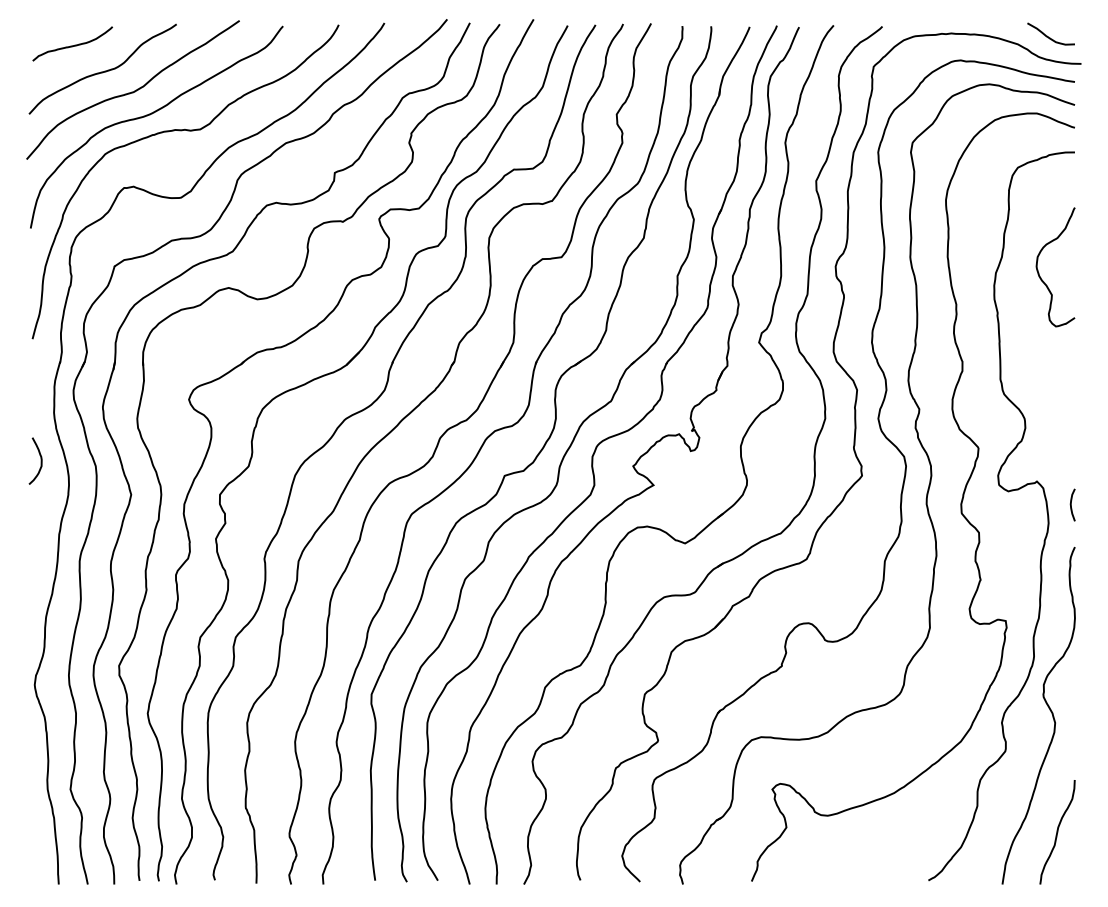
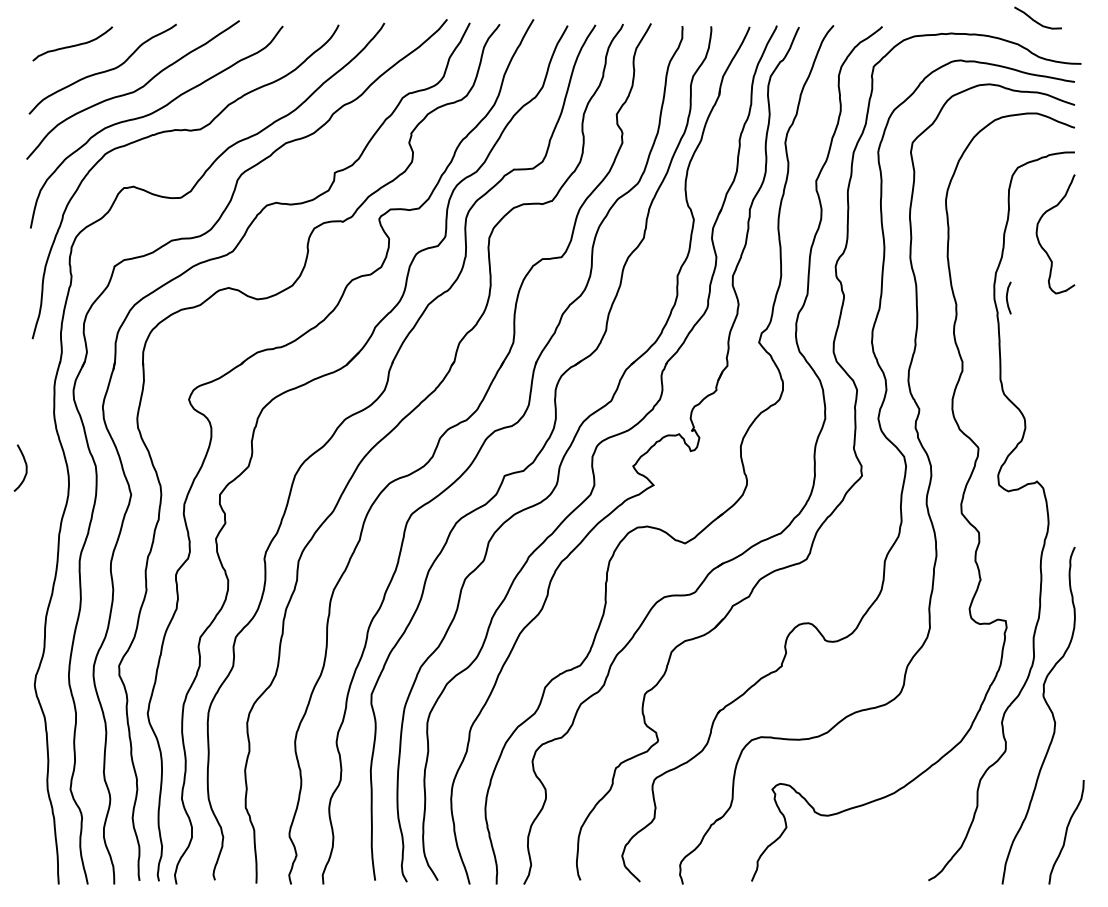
curve position: (1047, 35) -> (1034, 19) (1034, 19)
curve position: (1039, 273) -> (1039, 240) (1039, 240)
curve position: (40, 460) -> (25, 467) (25, 467)
curve position: (1071, 504) -> (1007, 297) (1007, 297)
curve position: (1057, 832) -> (1066, 832) (1066, 832)
